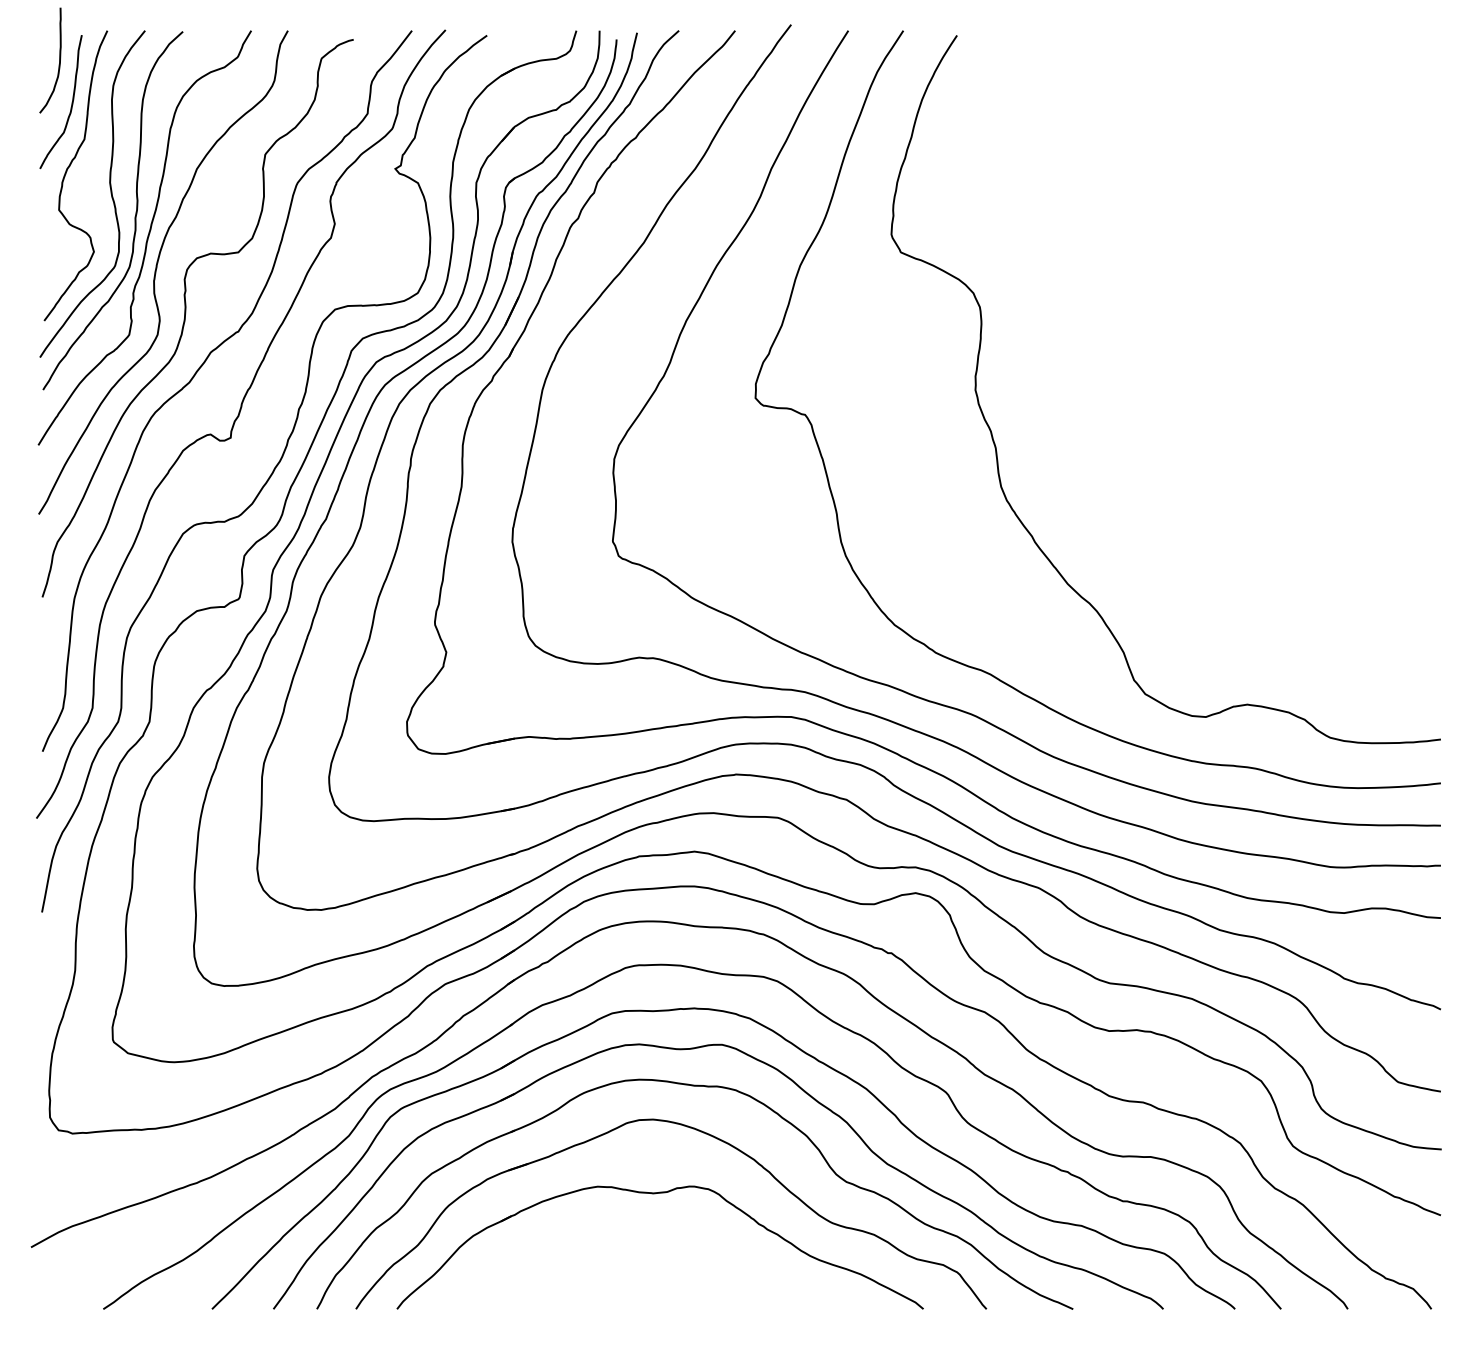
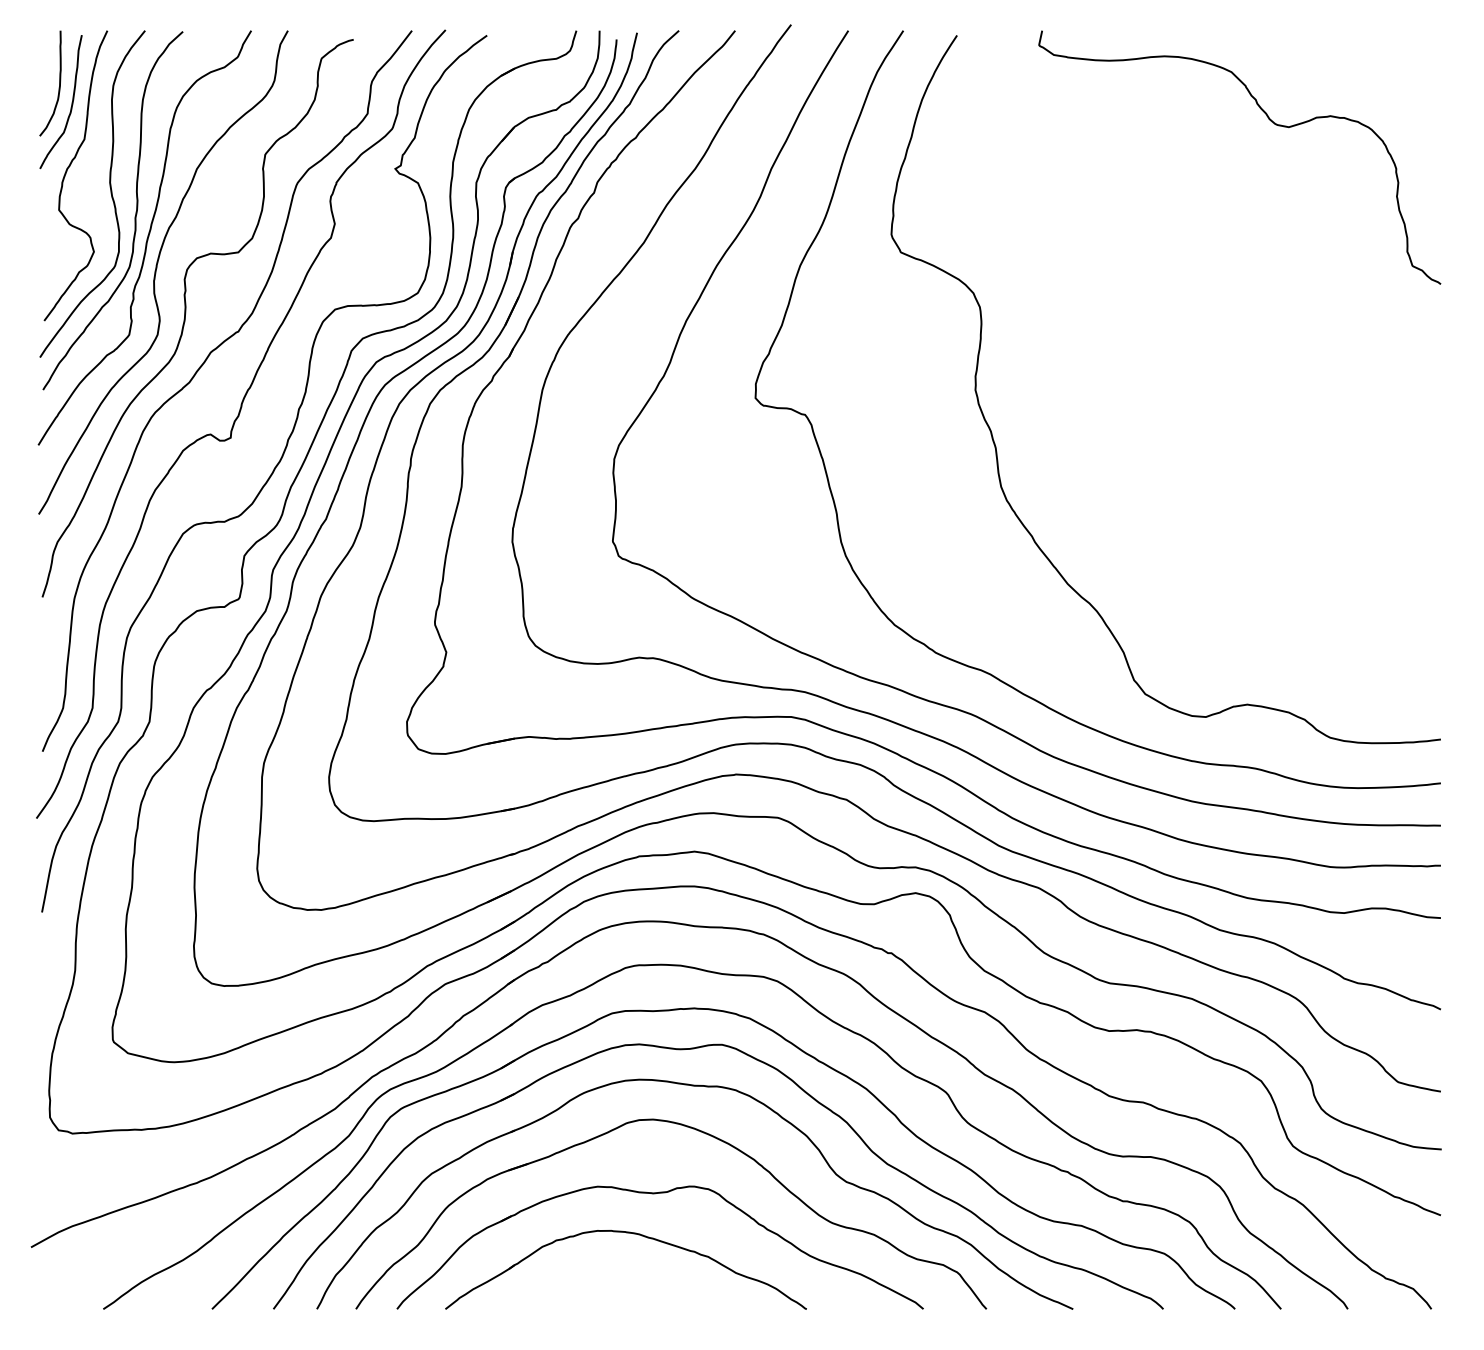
curve position: (58, 64) -> (58, 87) (58, 87)
curve: none -> present (1271, 122)
part: none -> present (633, 1234)
